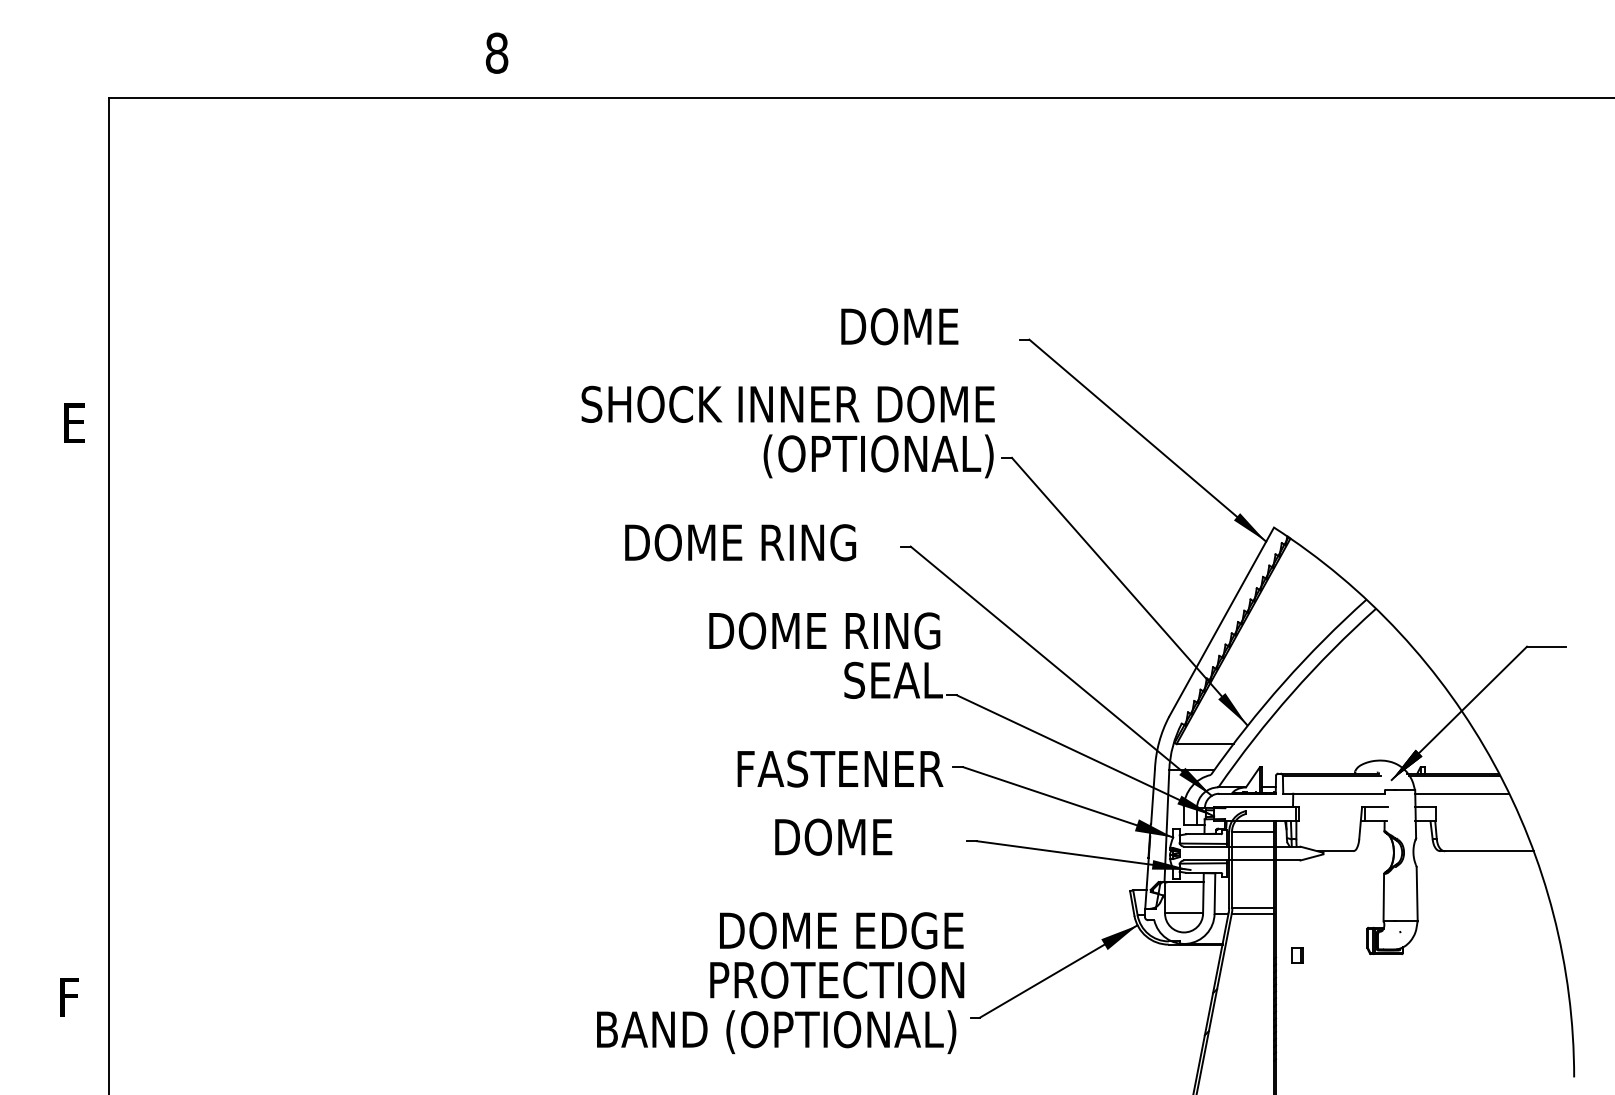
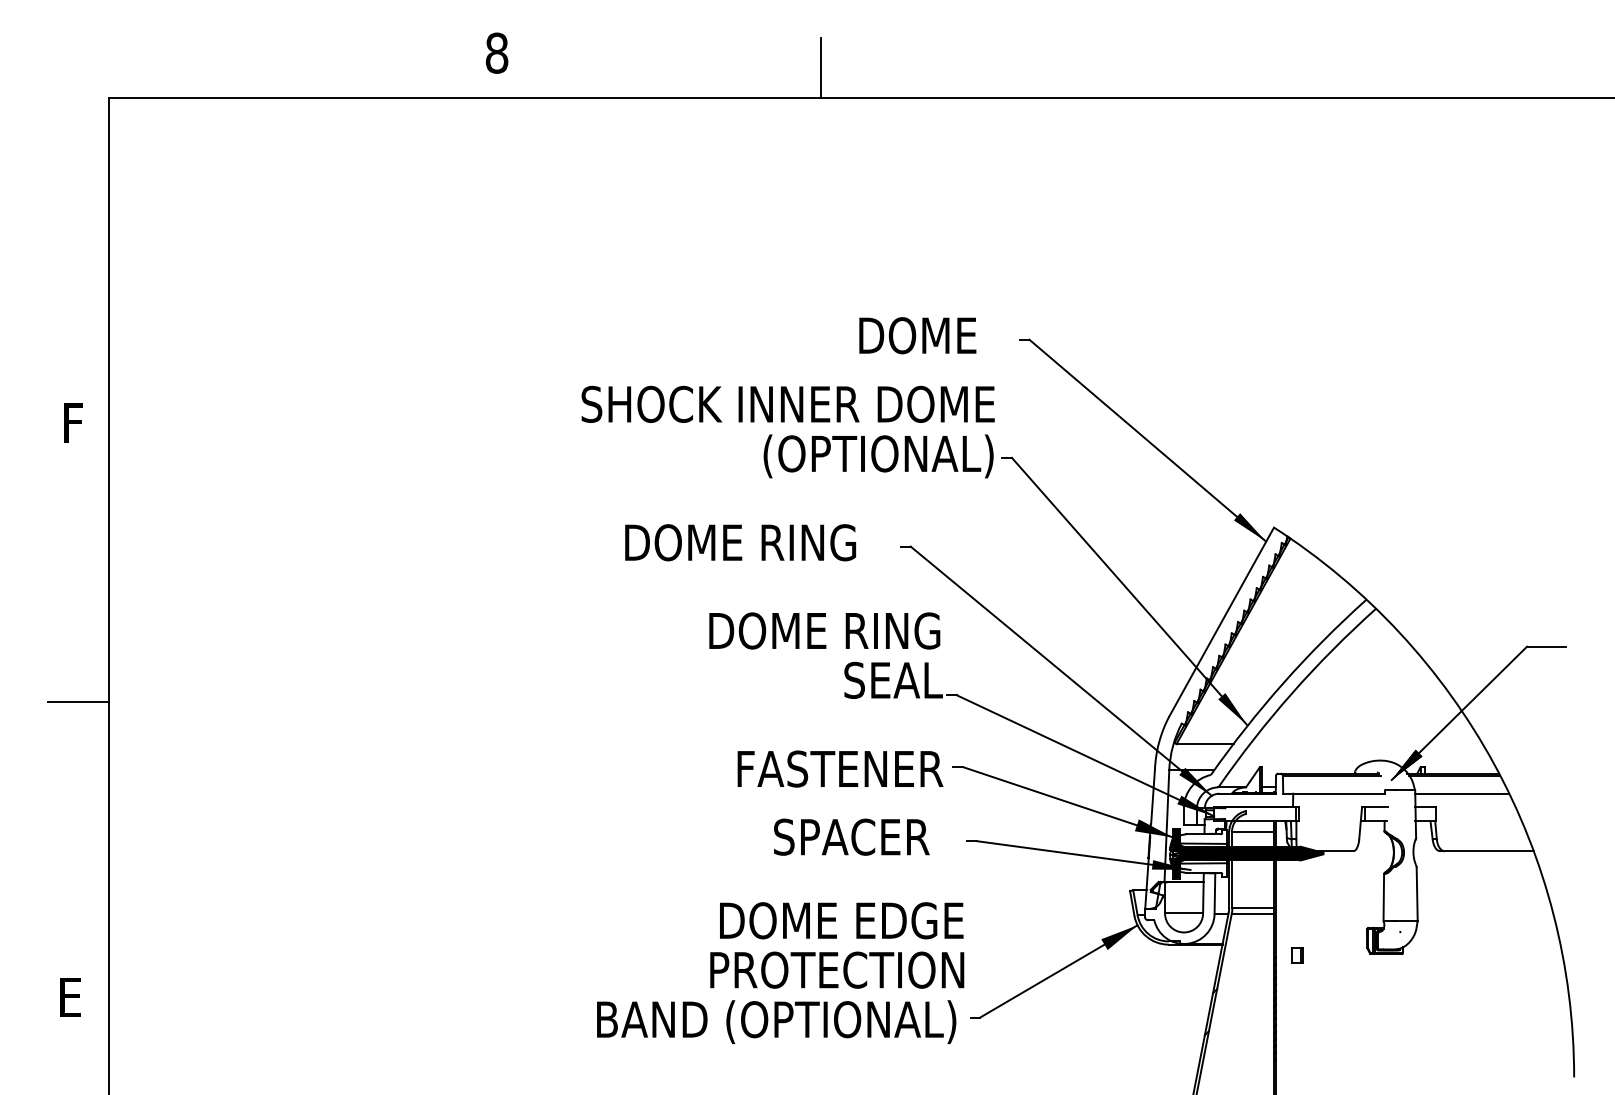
line: none -> present (820, 68)
text position: (899, 326) -> (917, 335) (917, 335)
text: E -> F (76, 422)
line: none -> present (78, 702)
text: DOME -> SPACER (851, 836)
fill: none -> present (1246, 853)
text position: (780, 983) -> (780, 973) (780, 973)
text: F -> E (72, 997)
